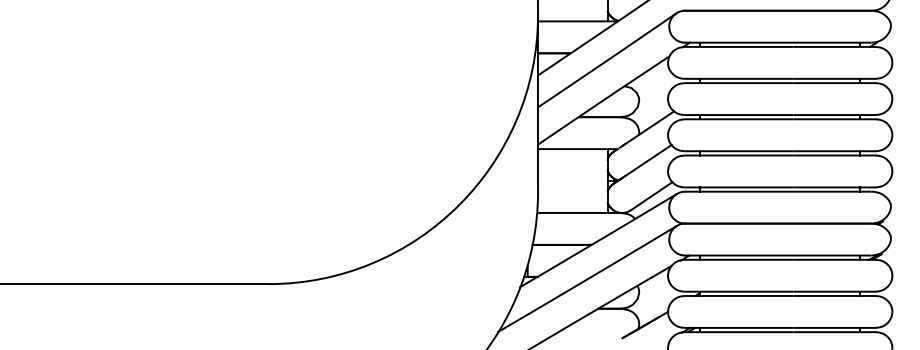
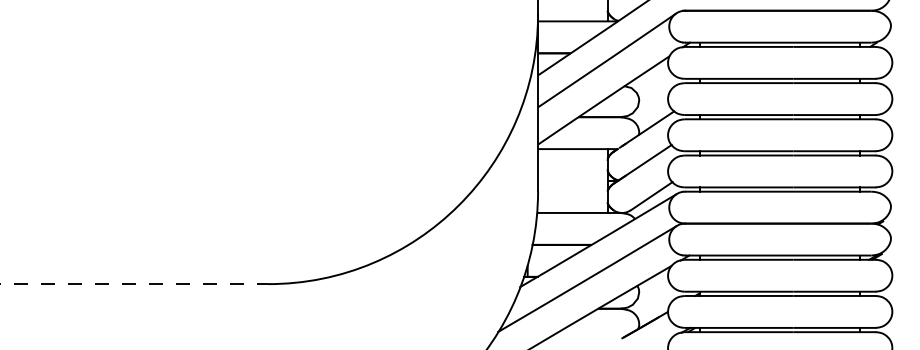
line: solid -> dashed (134, 284)
